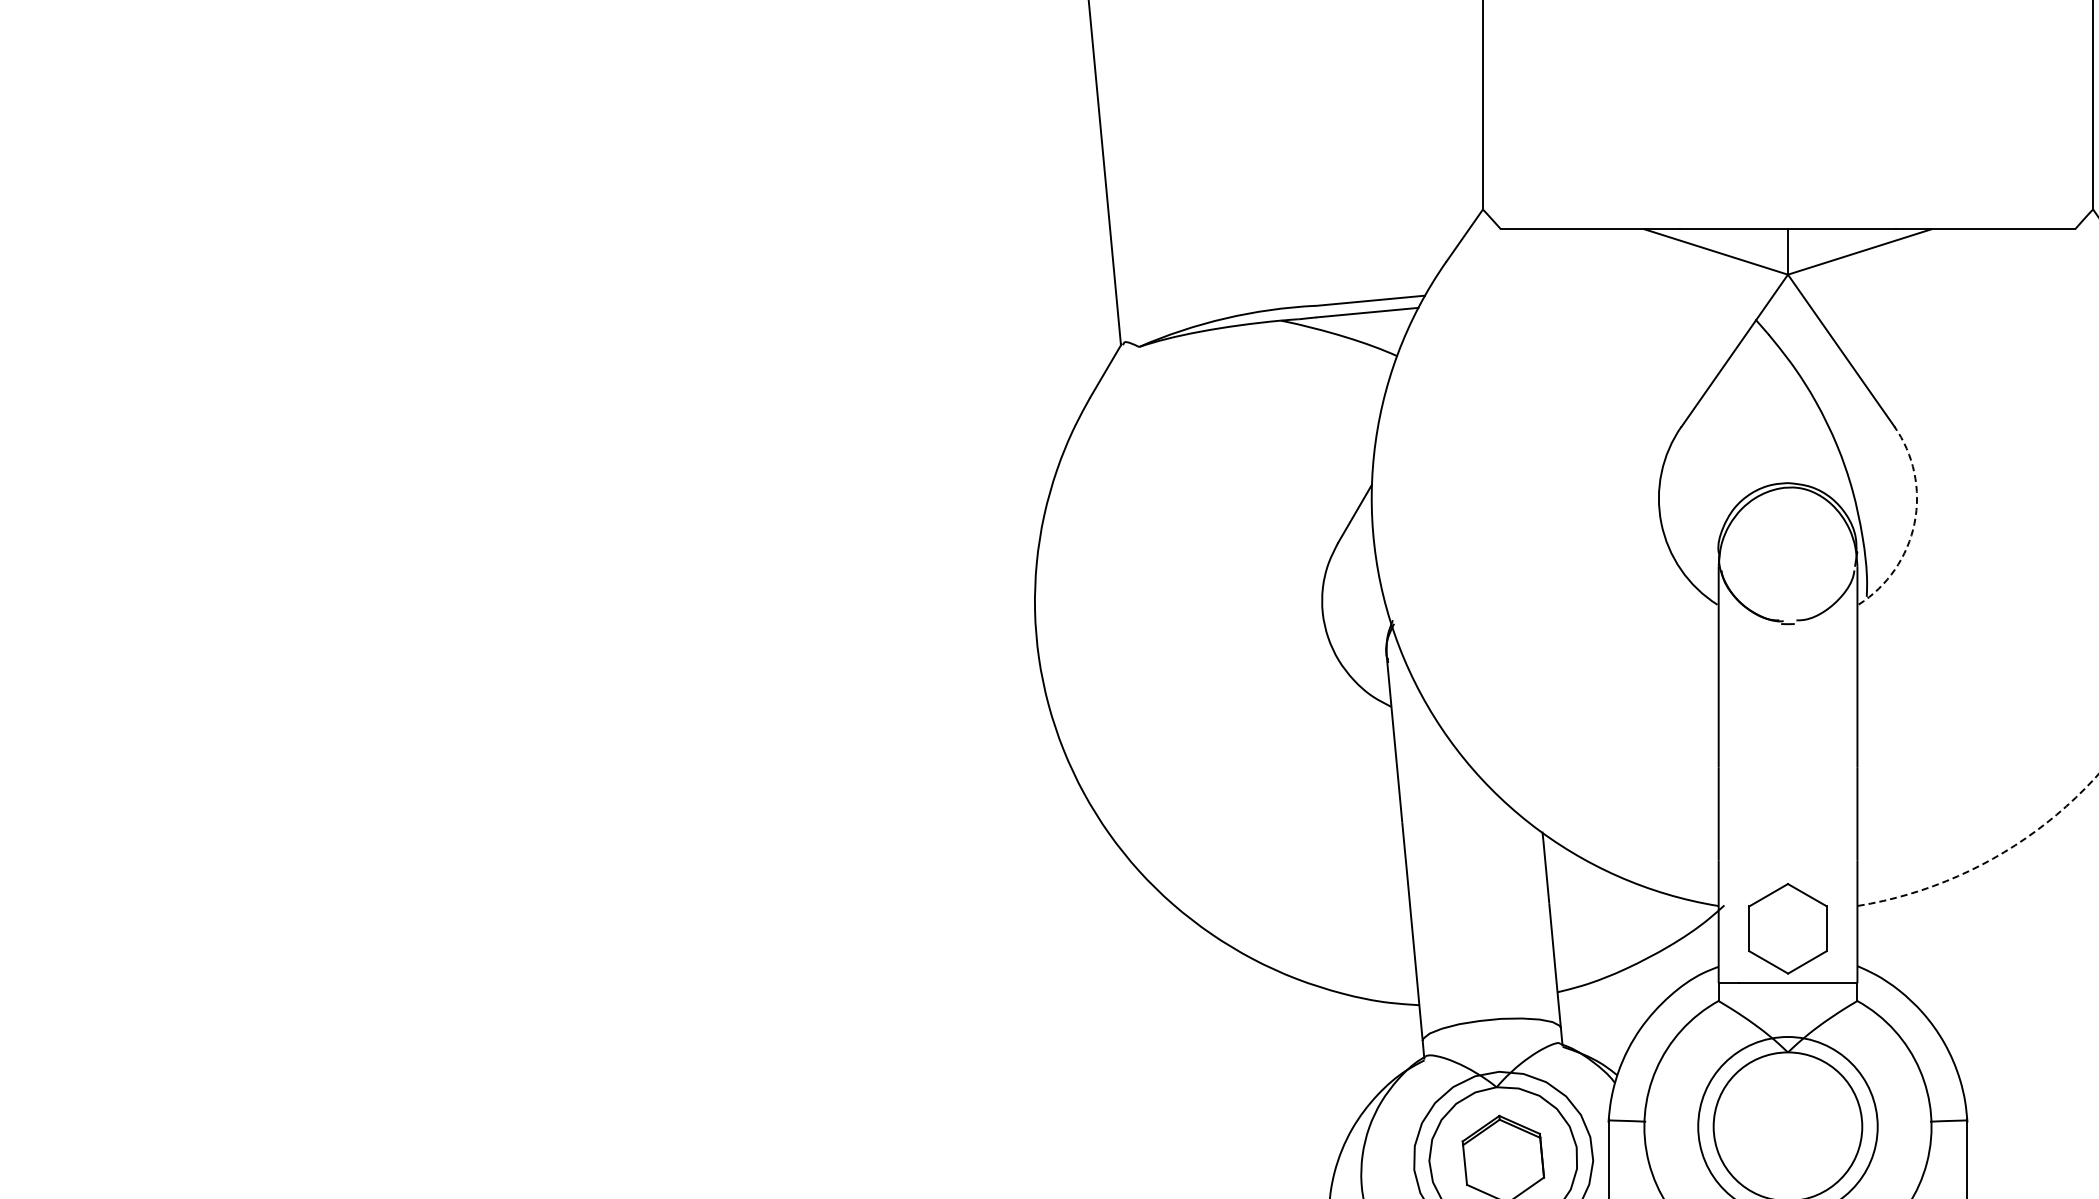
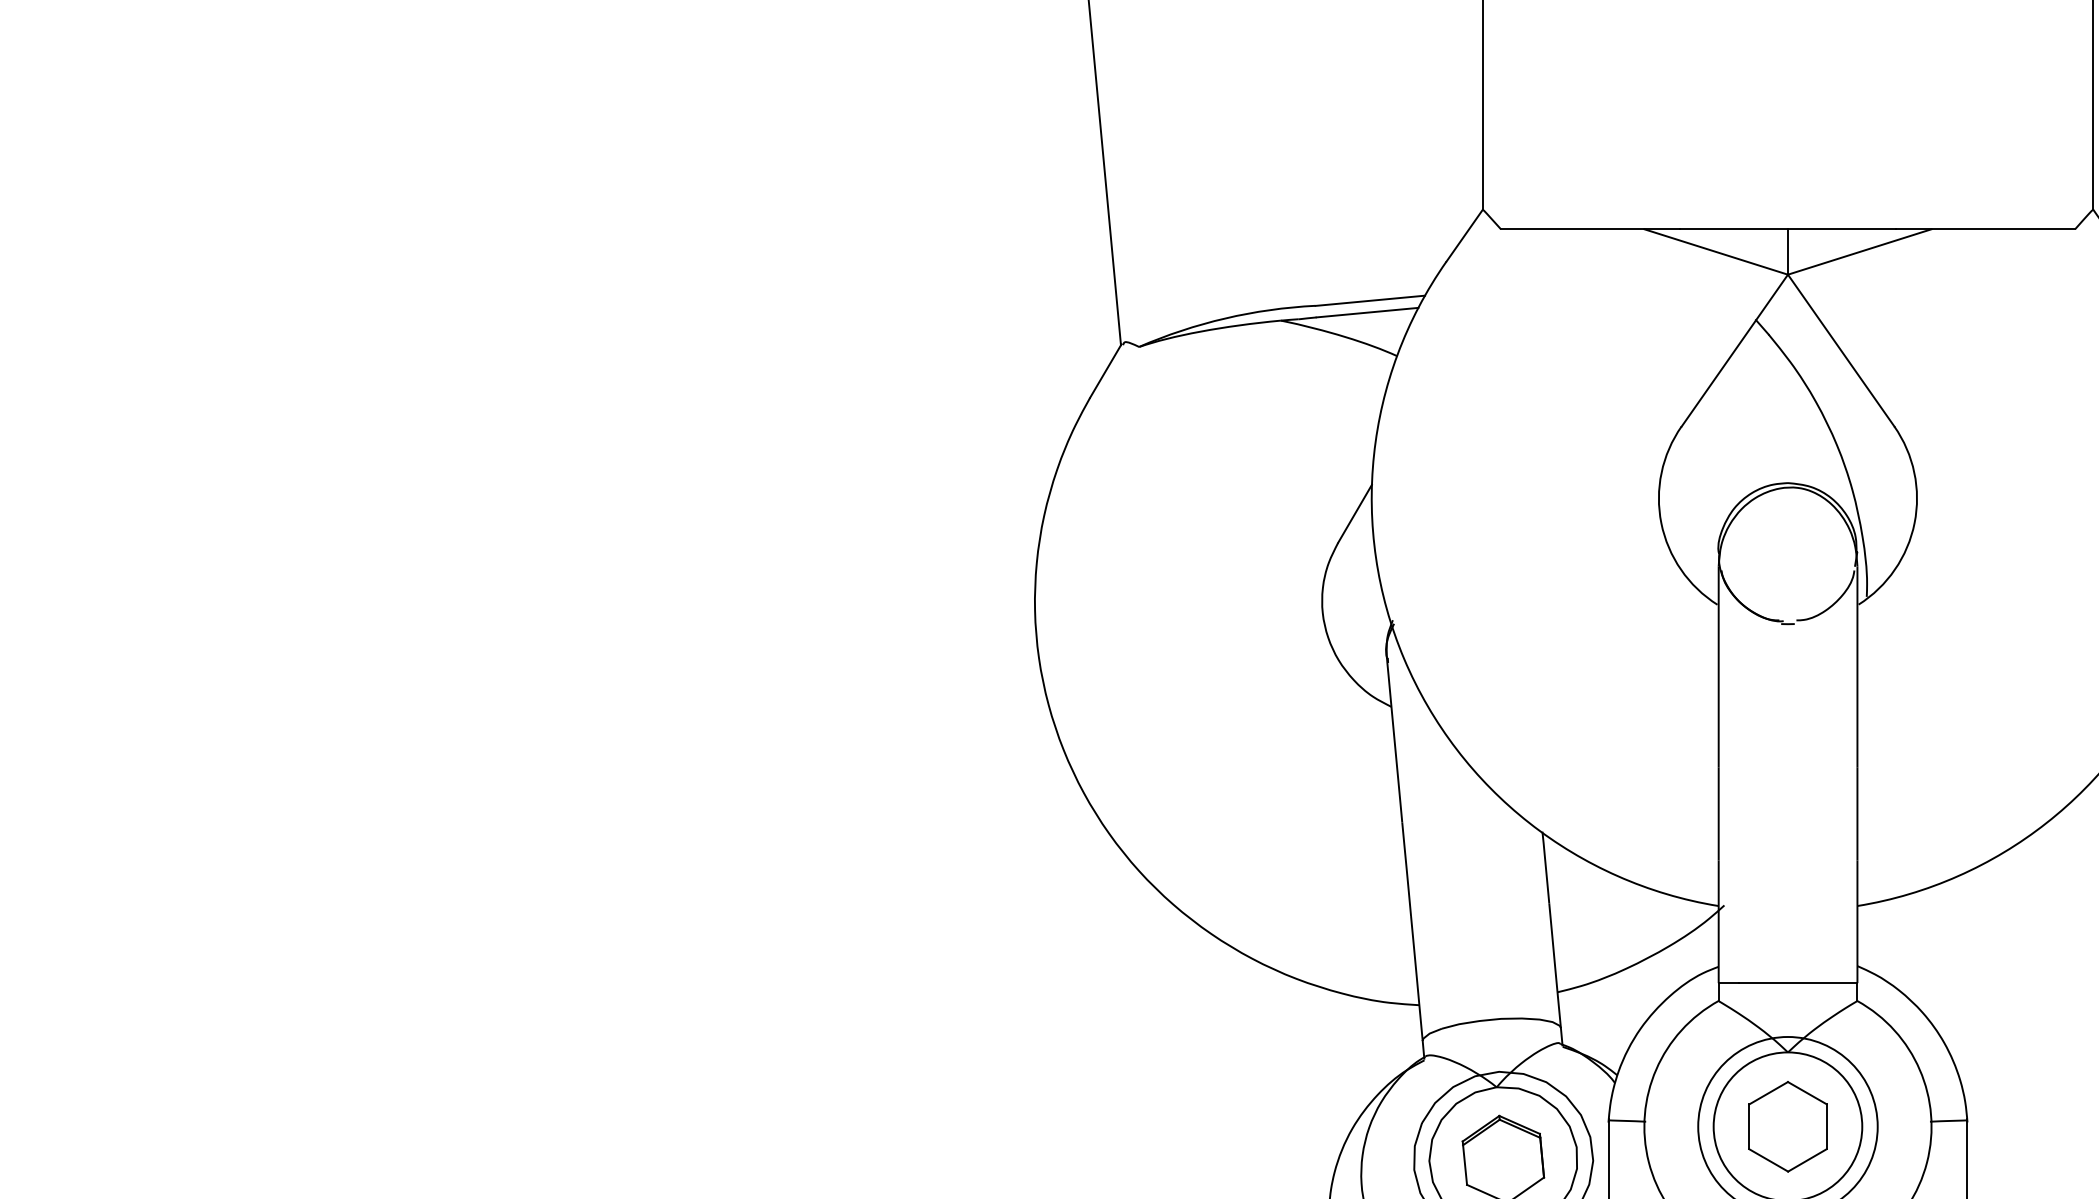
arc: dashed -> solid (1914, 523)
arc: dashed -> solid (1988, 861)
part position: (1787, 928) -> (1787, 1126) (1787, 1126)
